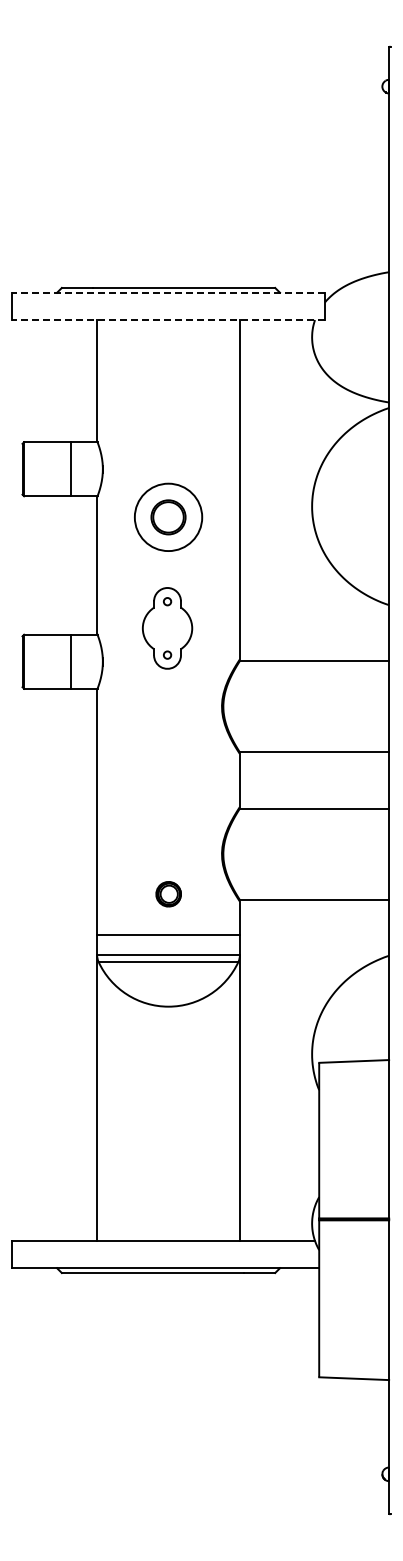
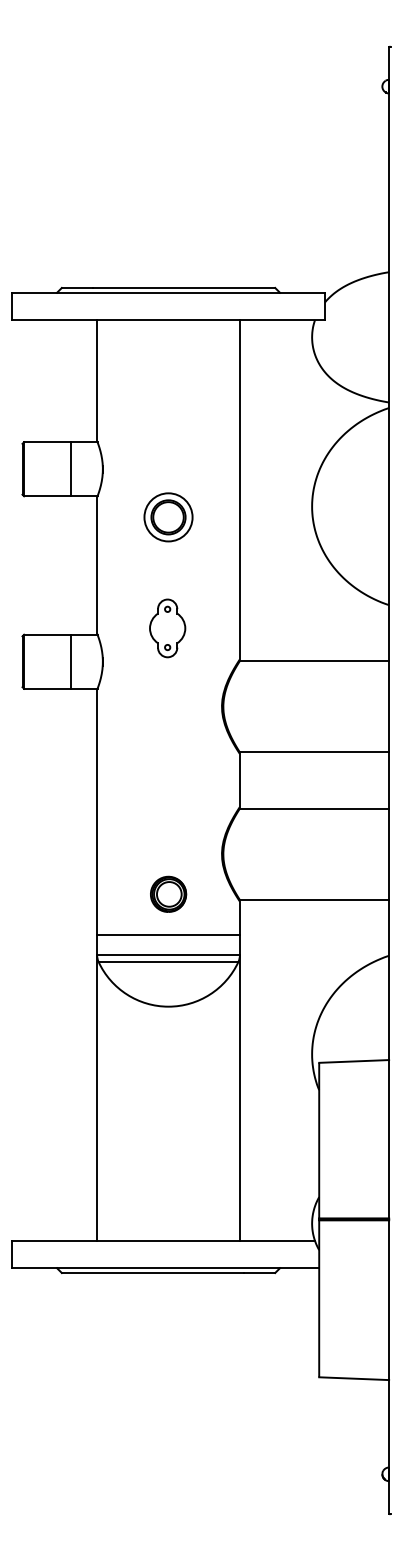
line: dashed -> solid (168, 292)
line: dashed -> solid (168, 320)
circle diameter: 67 px -> 48 px (168, 517)
part size: 53x83 px -> 38x61 px (167, 628)
part size: 27x27 px -> 38x38 px (168, 893)
